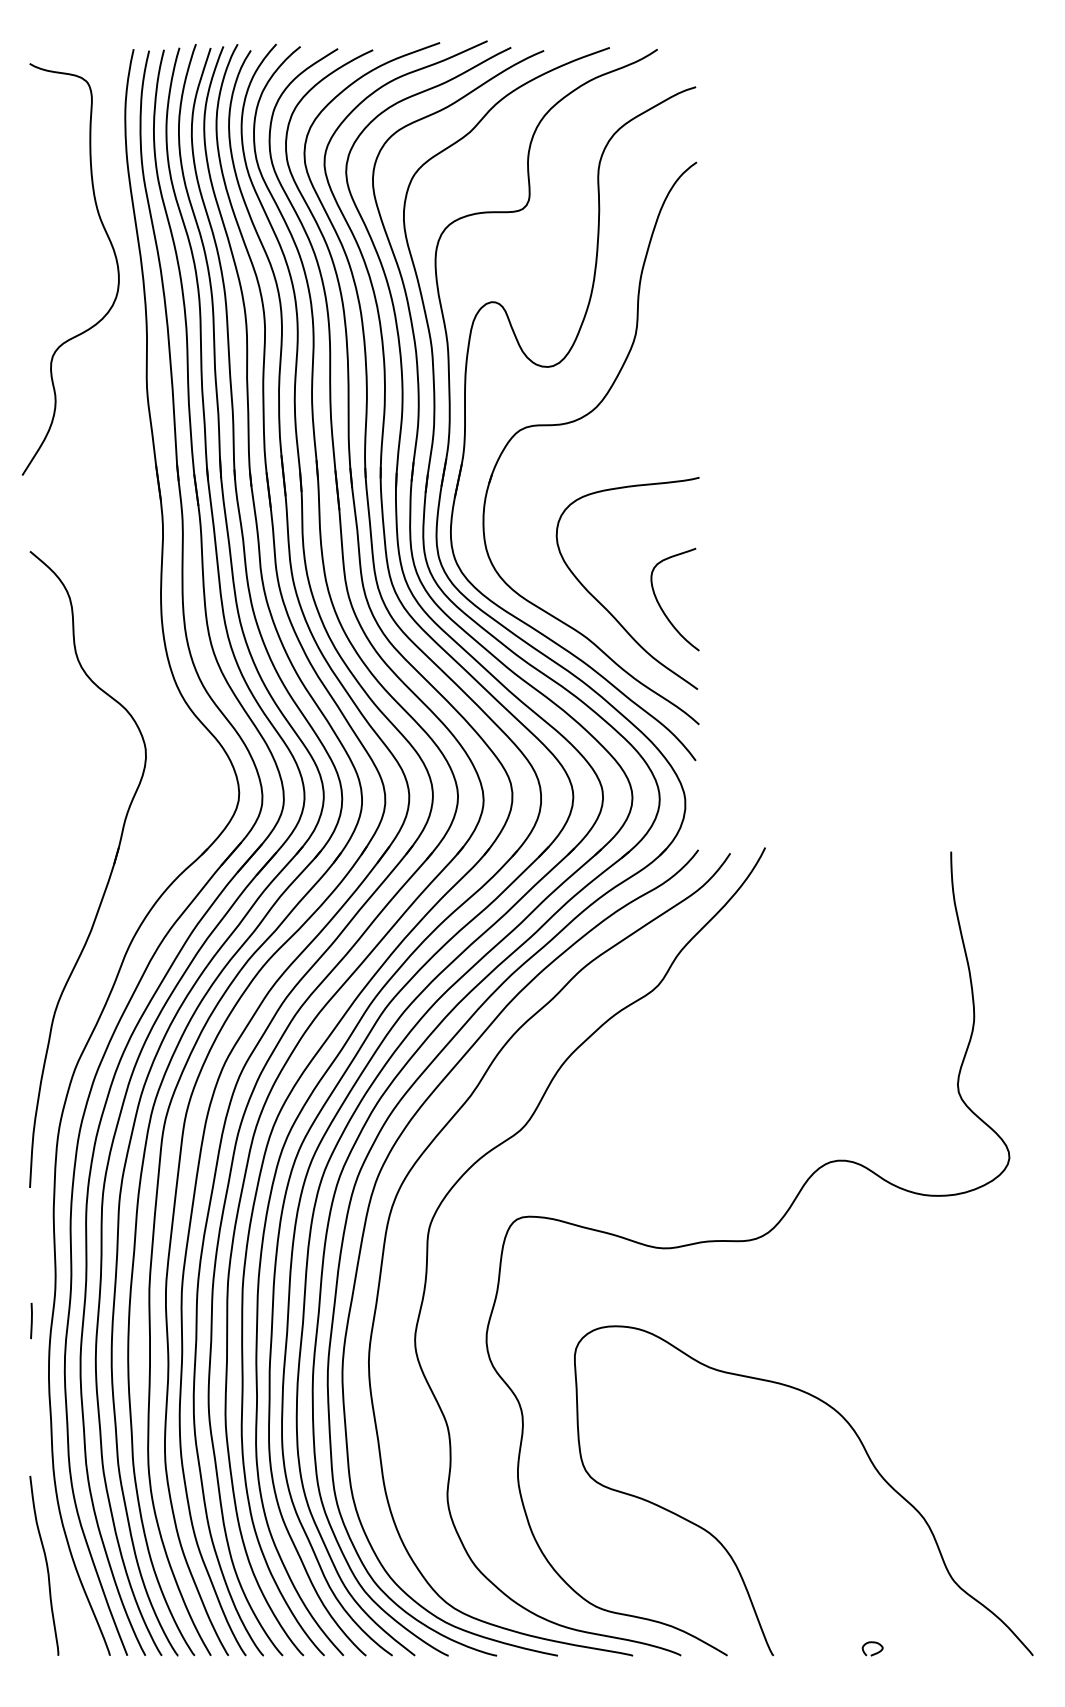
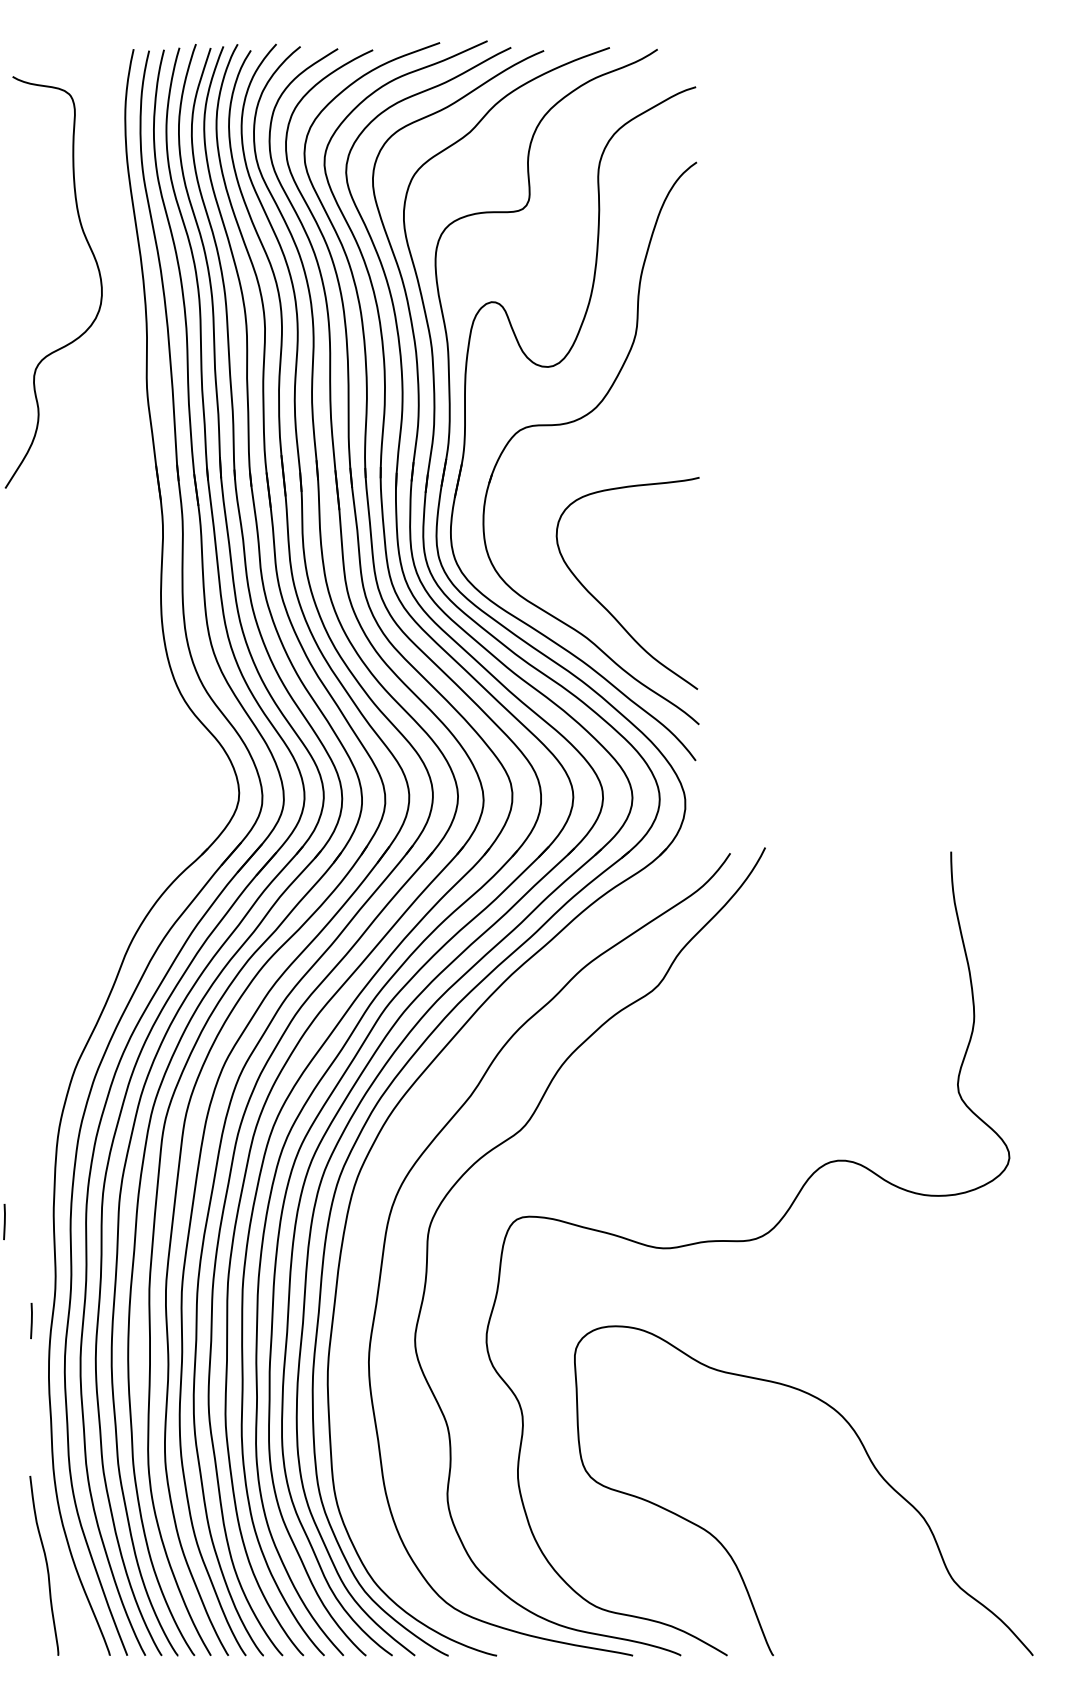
curve position: (113, 253) -> (96, 266) (96, 266)
curve: present -> none (661, 606)
part: present -> none (109, 874)
line: none -> present (4, 1222)
curve: present -> none (366, 1223)
curve: present -> none (872, 1643)
